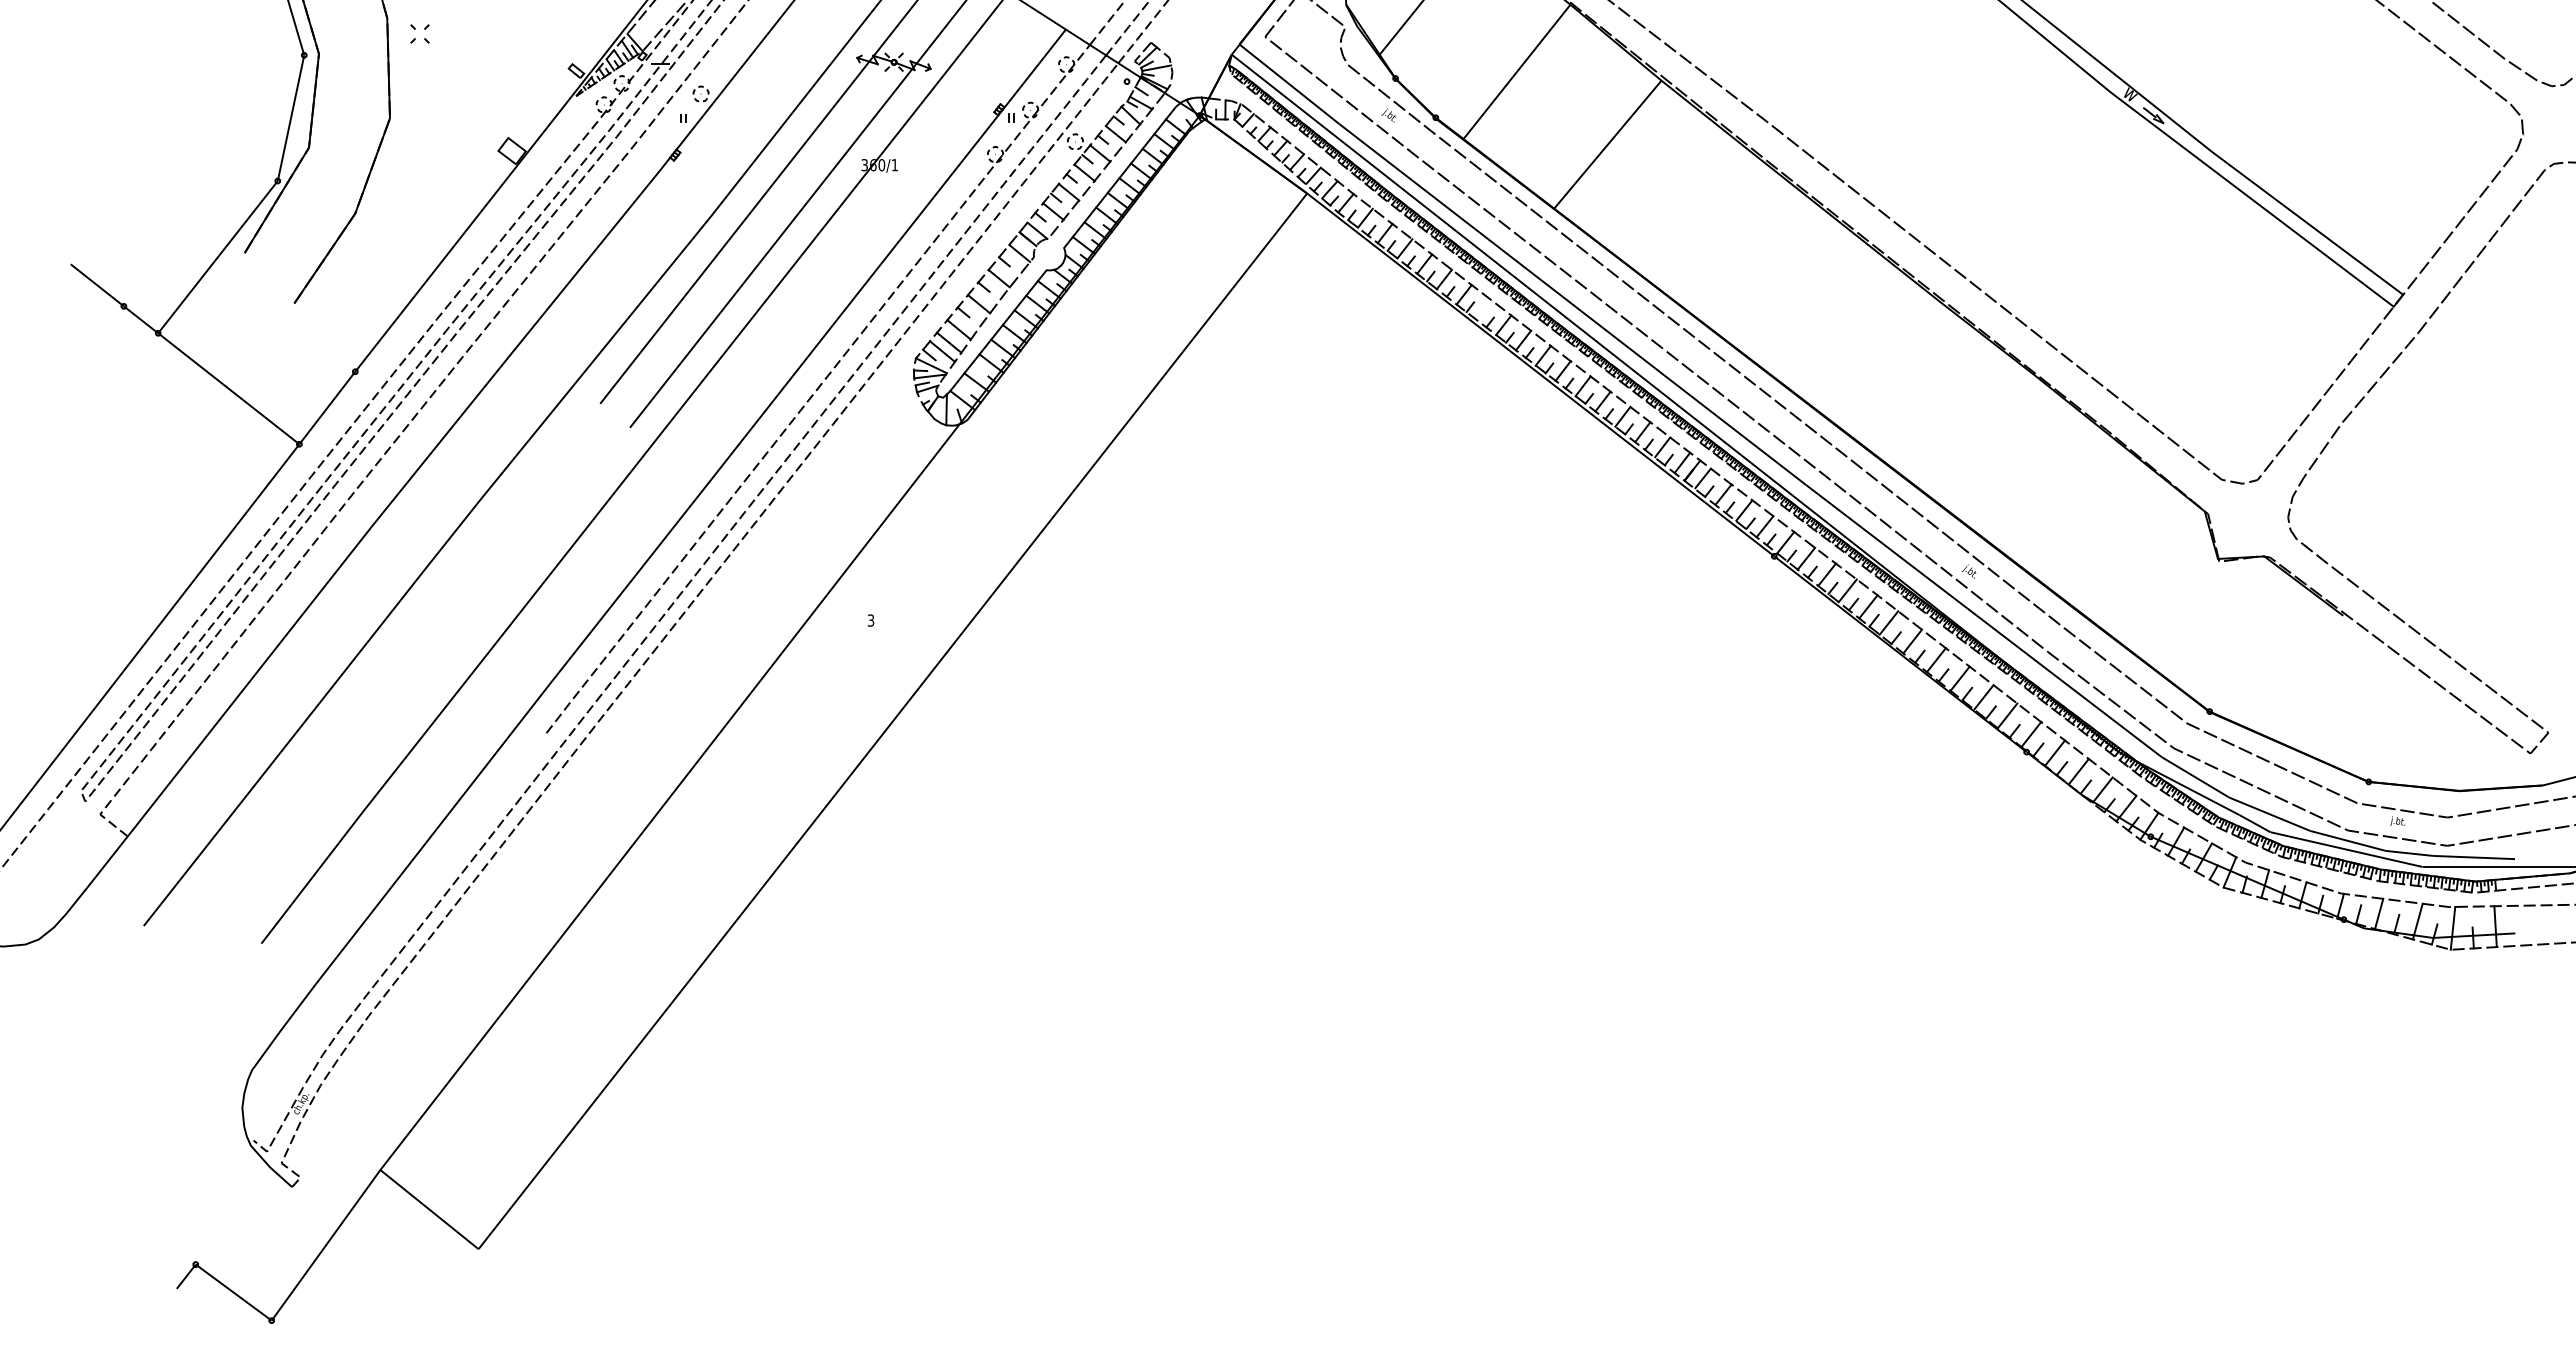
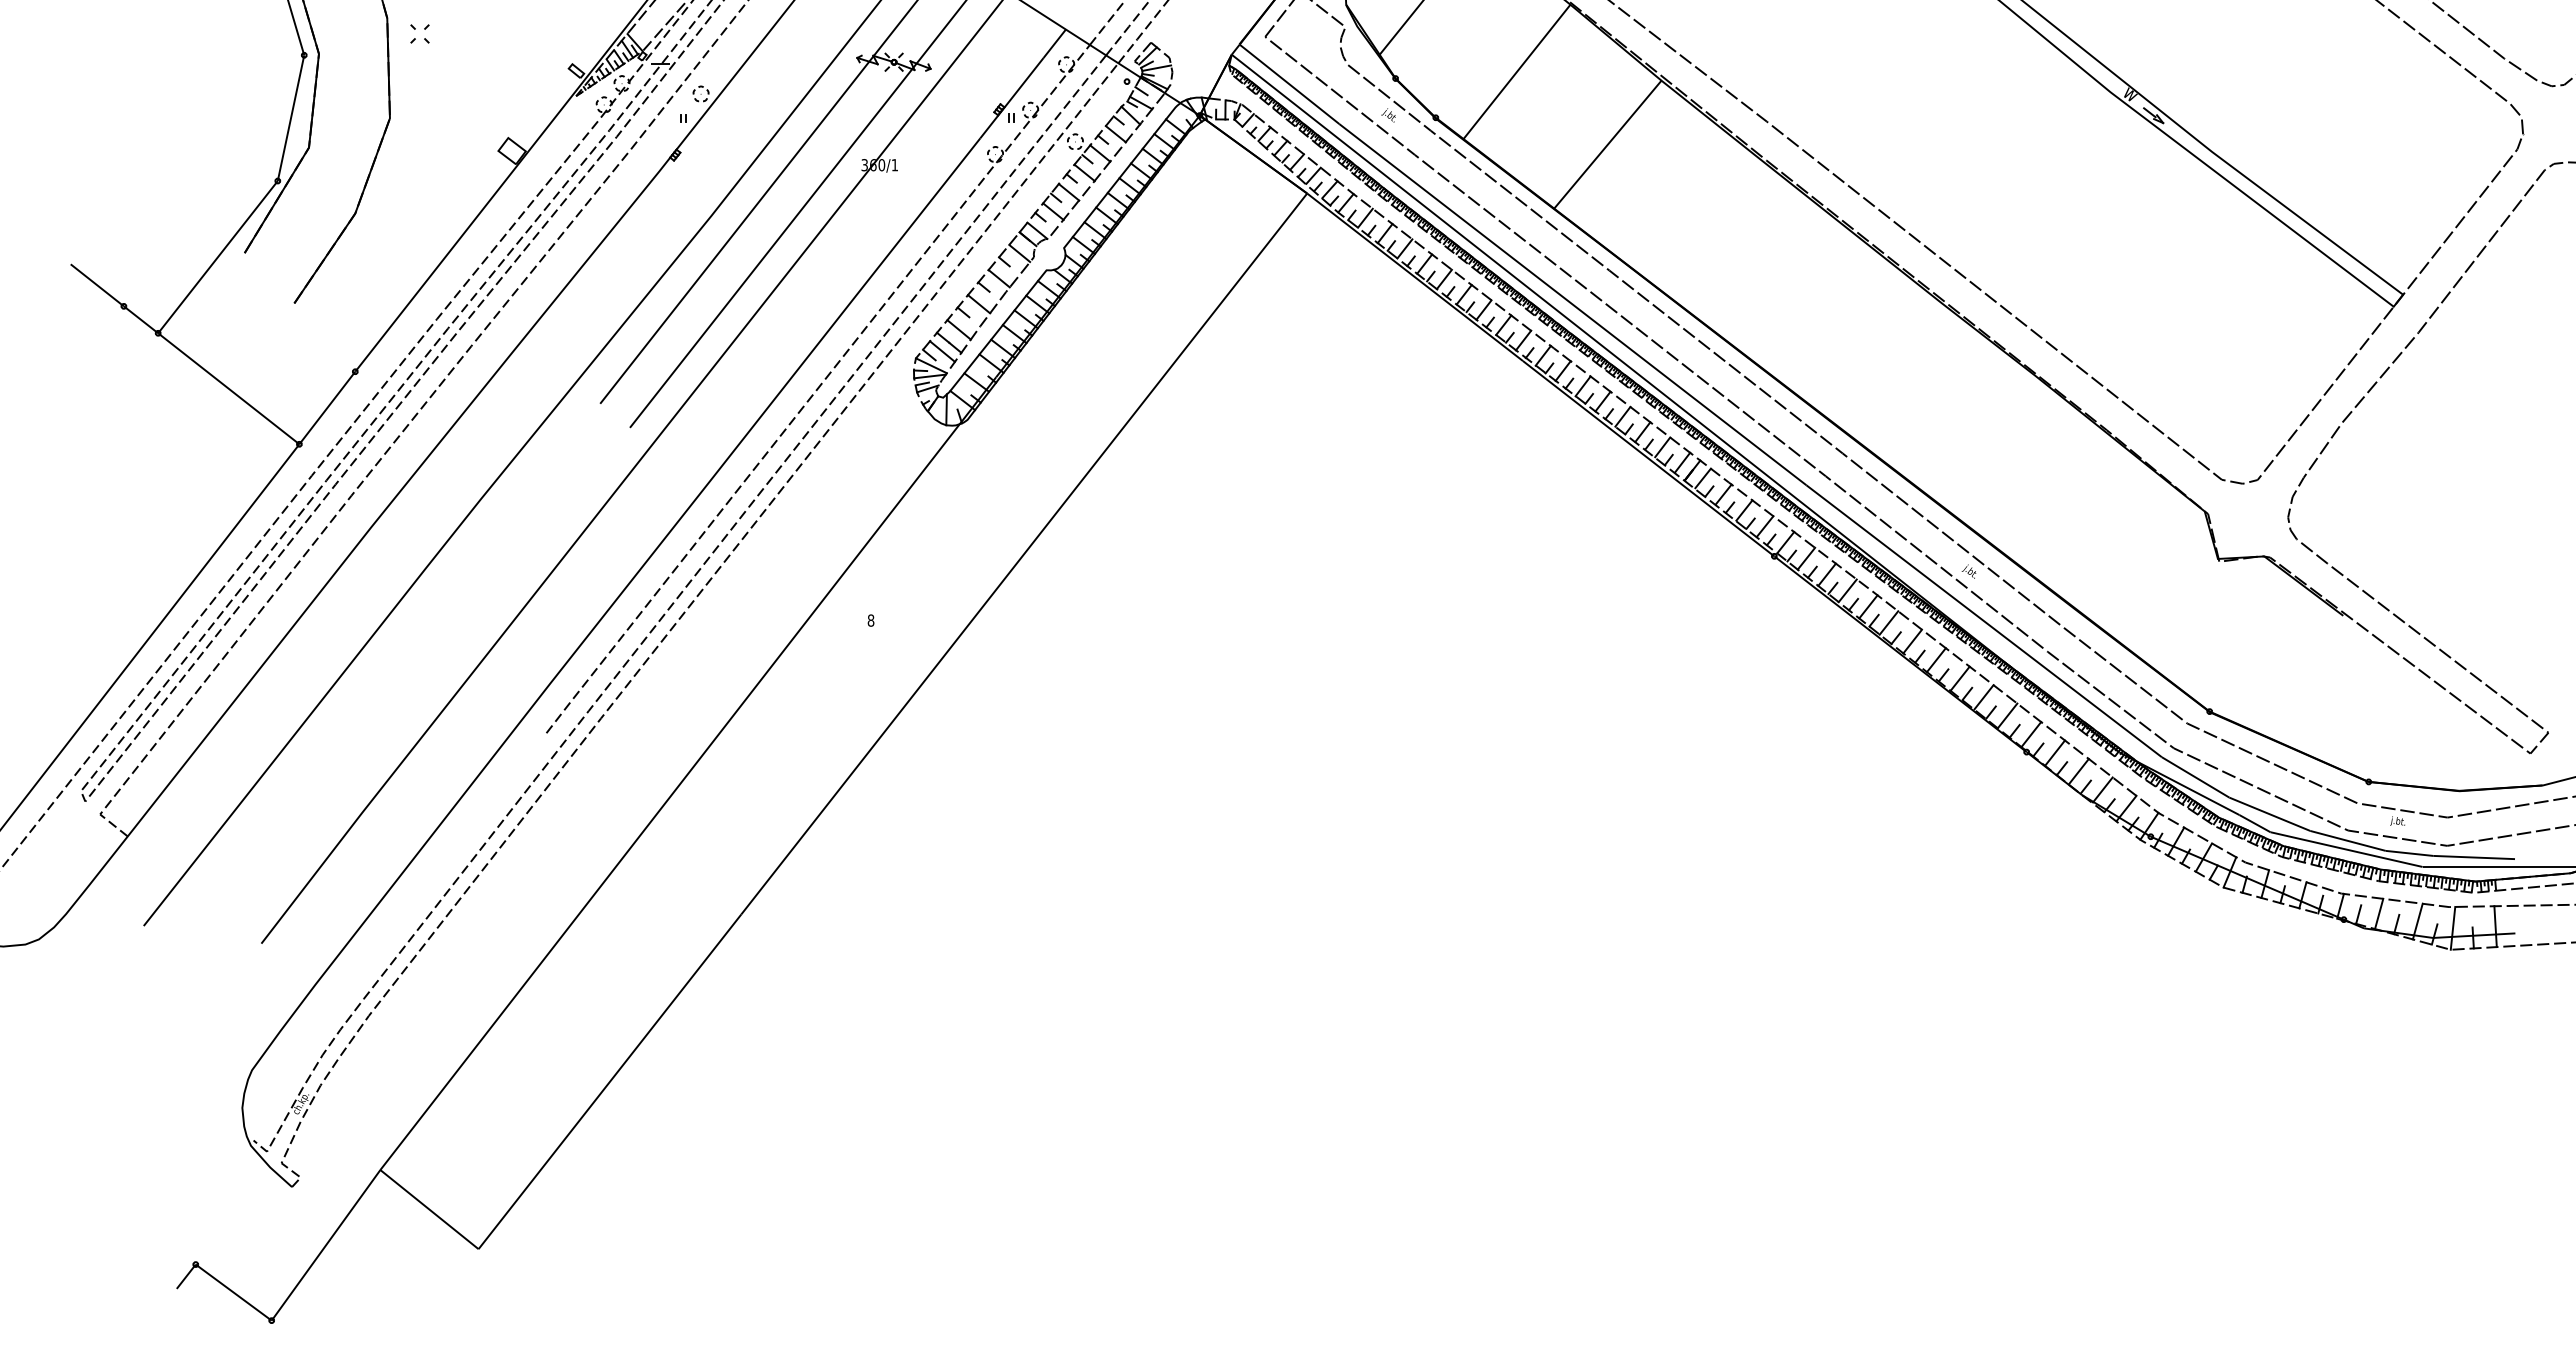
line: none -> present (1483, 309)
text: 3 -> 8 (870, 620)
